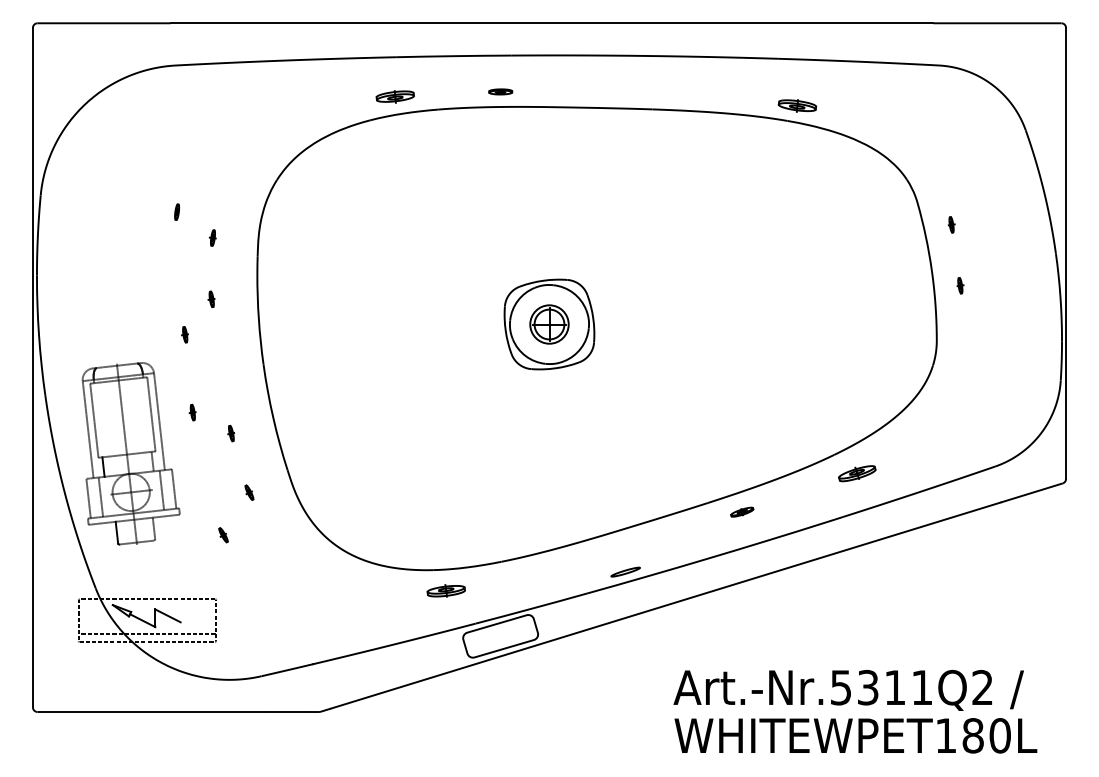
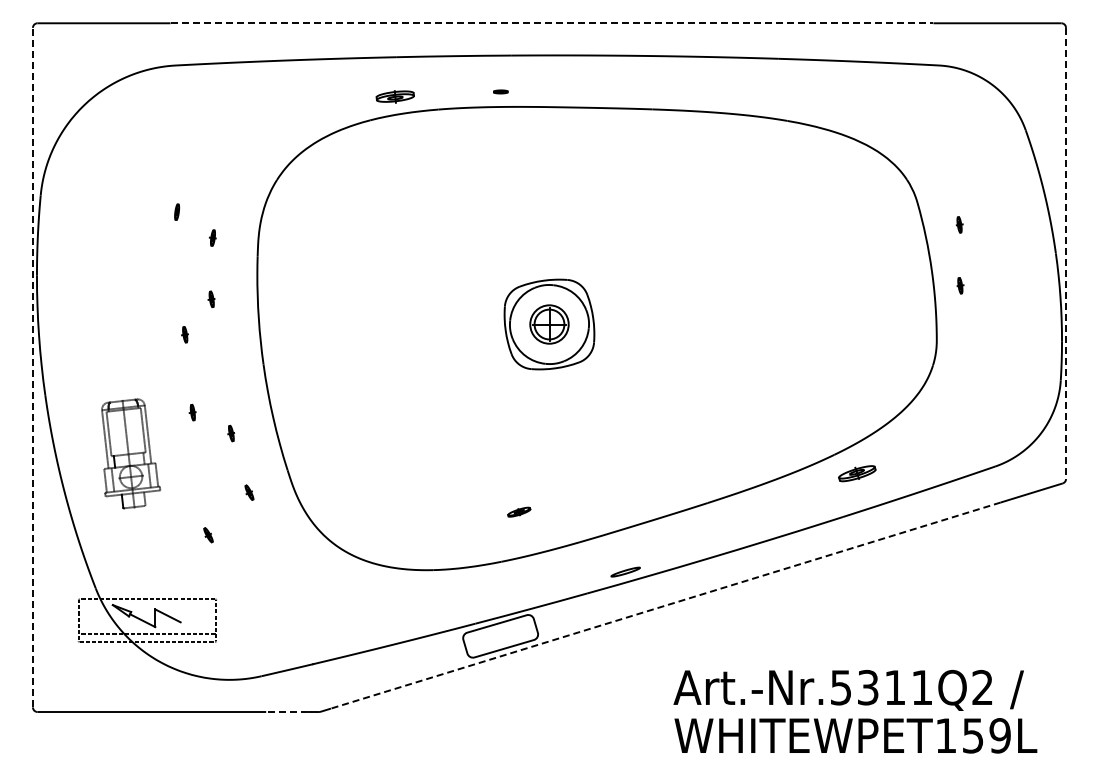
line: solid -> dashed (552, 23)
part size: 26x8 px -> 16x6 px (500, 91)
part: present -> none (797, 105)
part position: (951, 224) -> (959, 224) (959, 224)
line: solid -> dashed (1066, 253)
line: solid -> dashed (32, 367)
part size: 100x184 px -> 61x112 px (131, 453)
part position: (742, 511) -> (519, 511) (519, 511)
part position: (223, 535) -> (208, 535) (208, 535)
part: present -> none (445, 590)
line: solid -> dashed (665, 605)
line: solid -> dashed (287, 712)
text: WHITEWPET180L -> WHITEWPET159L (986, 735)
